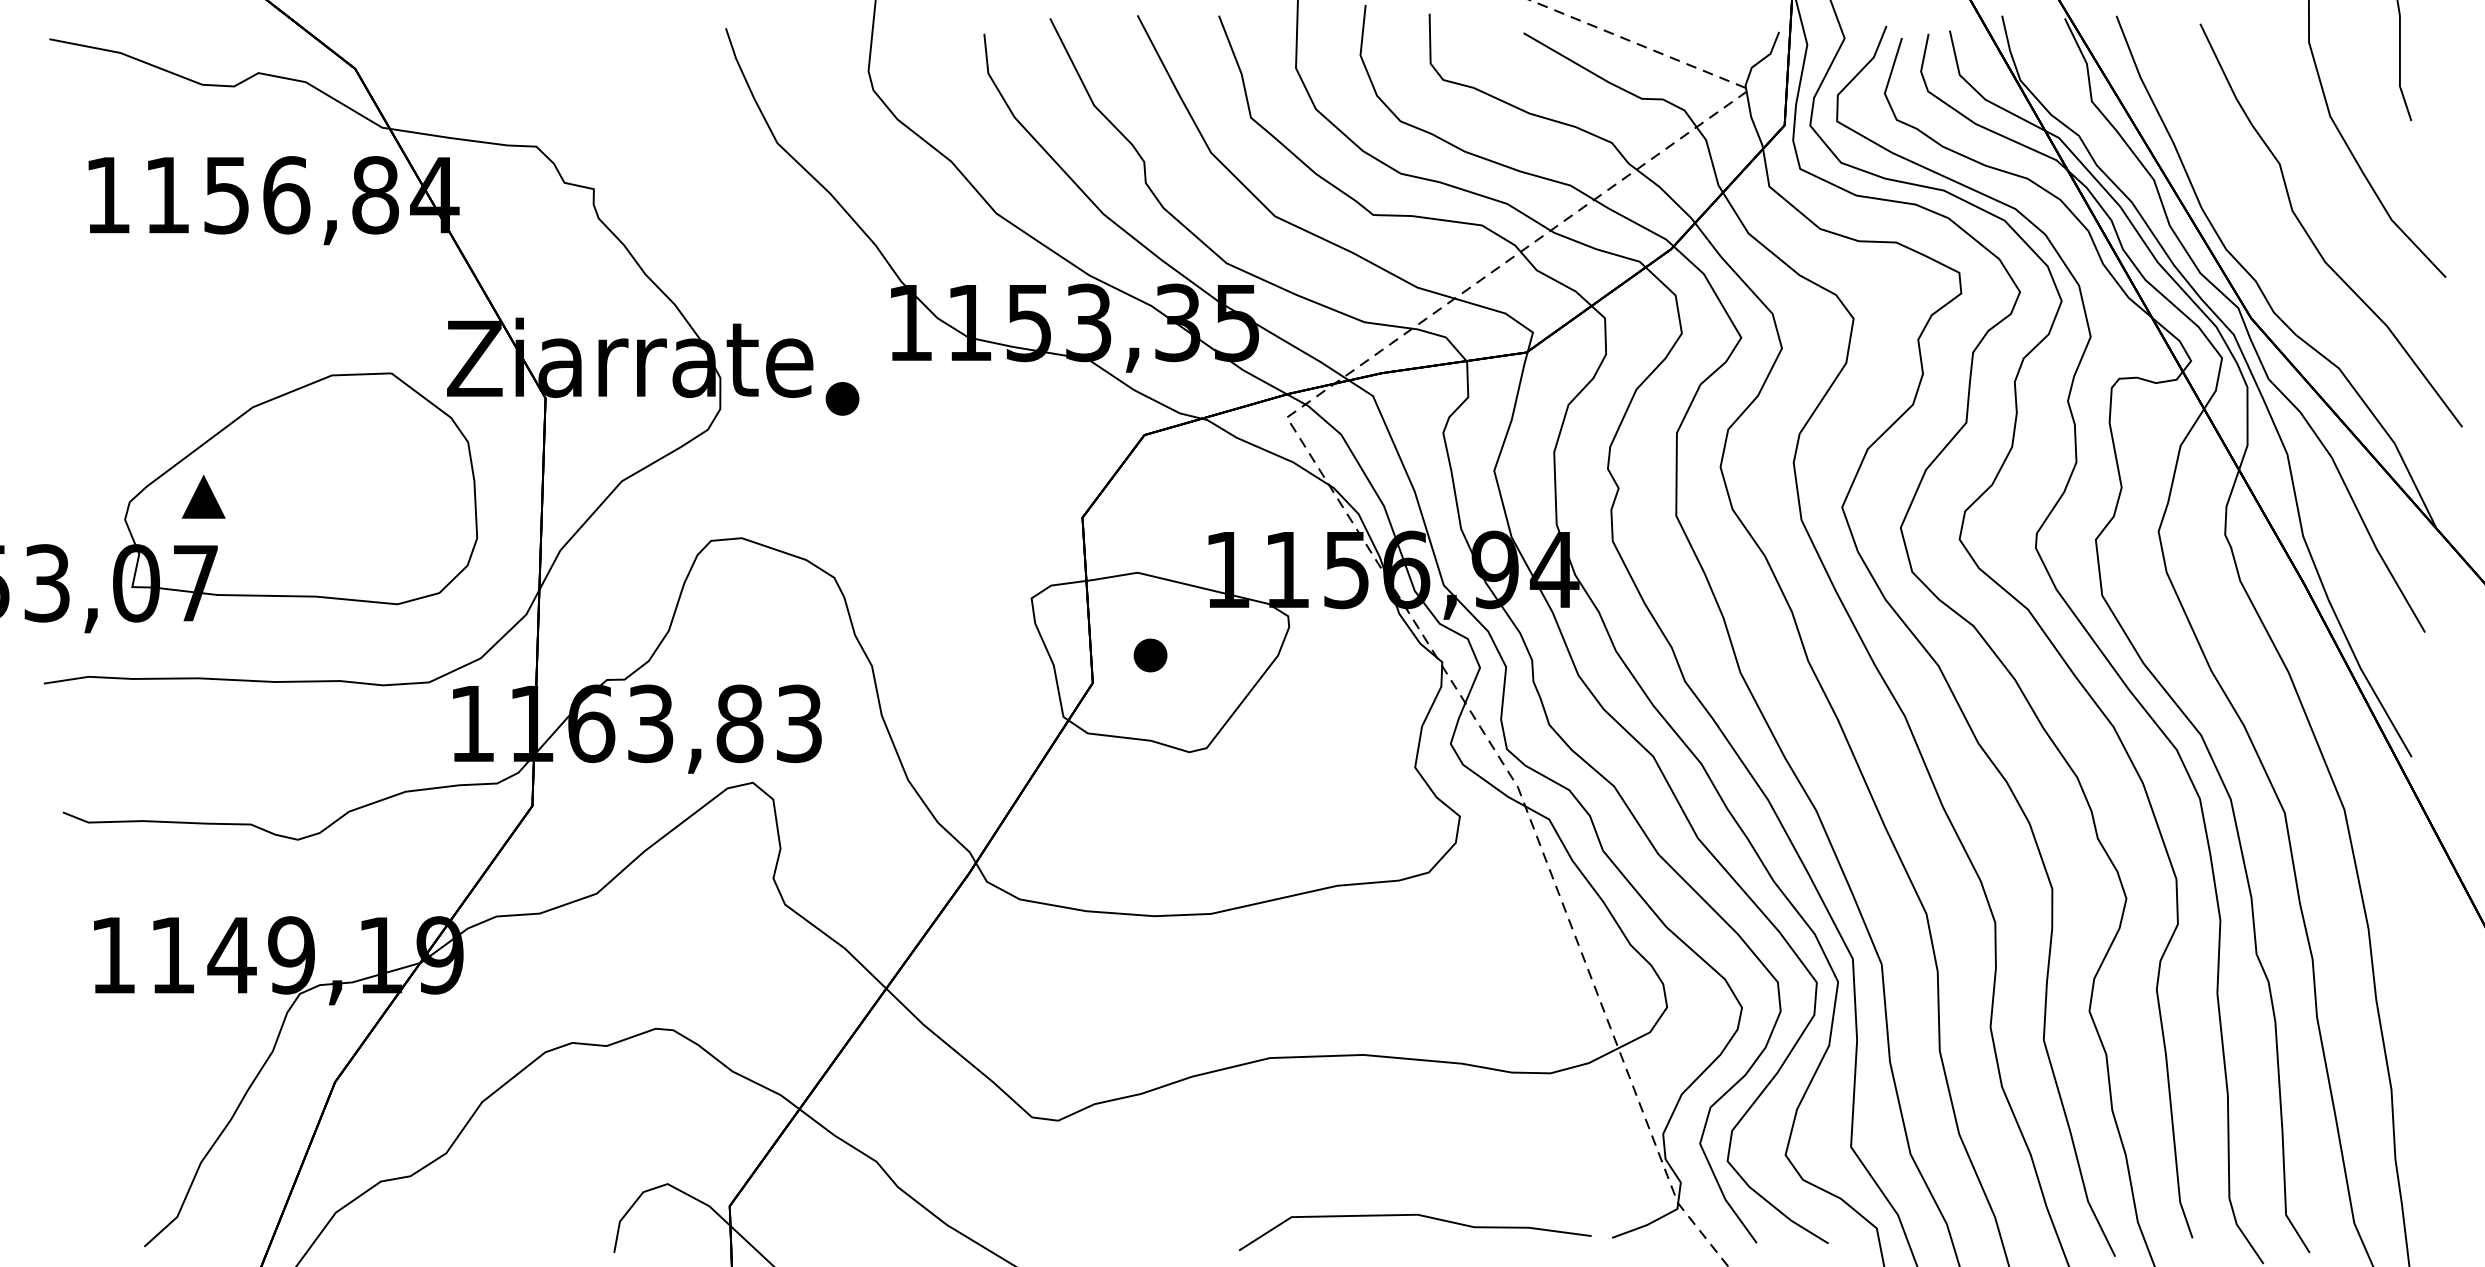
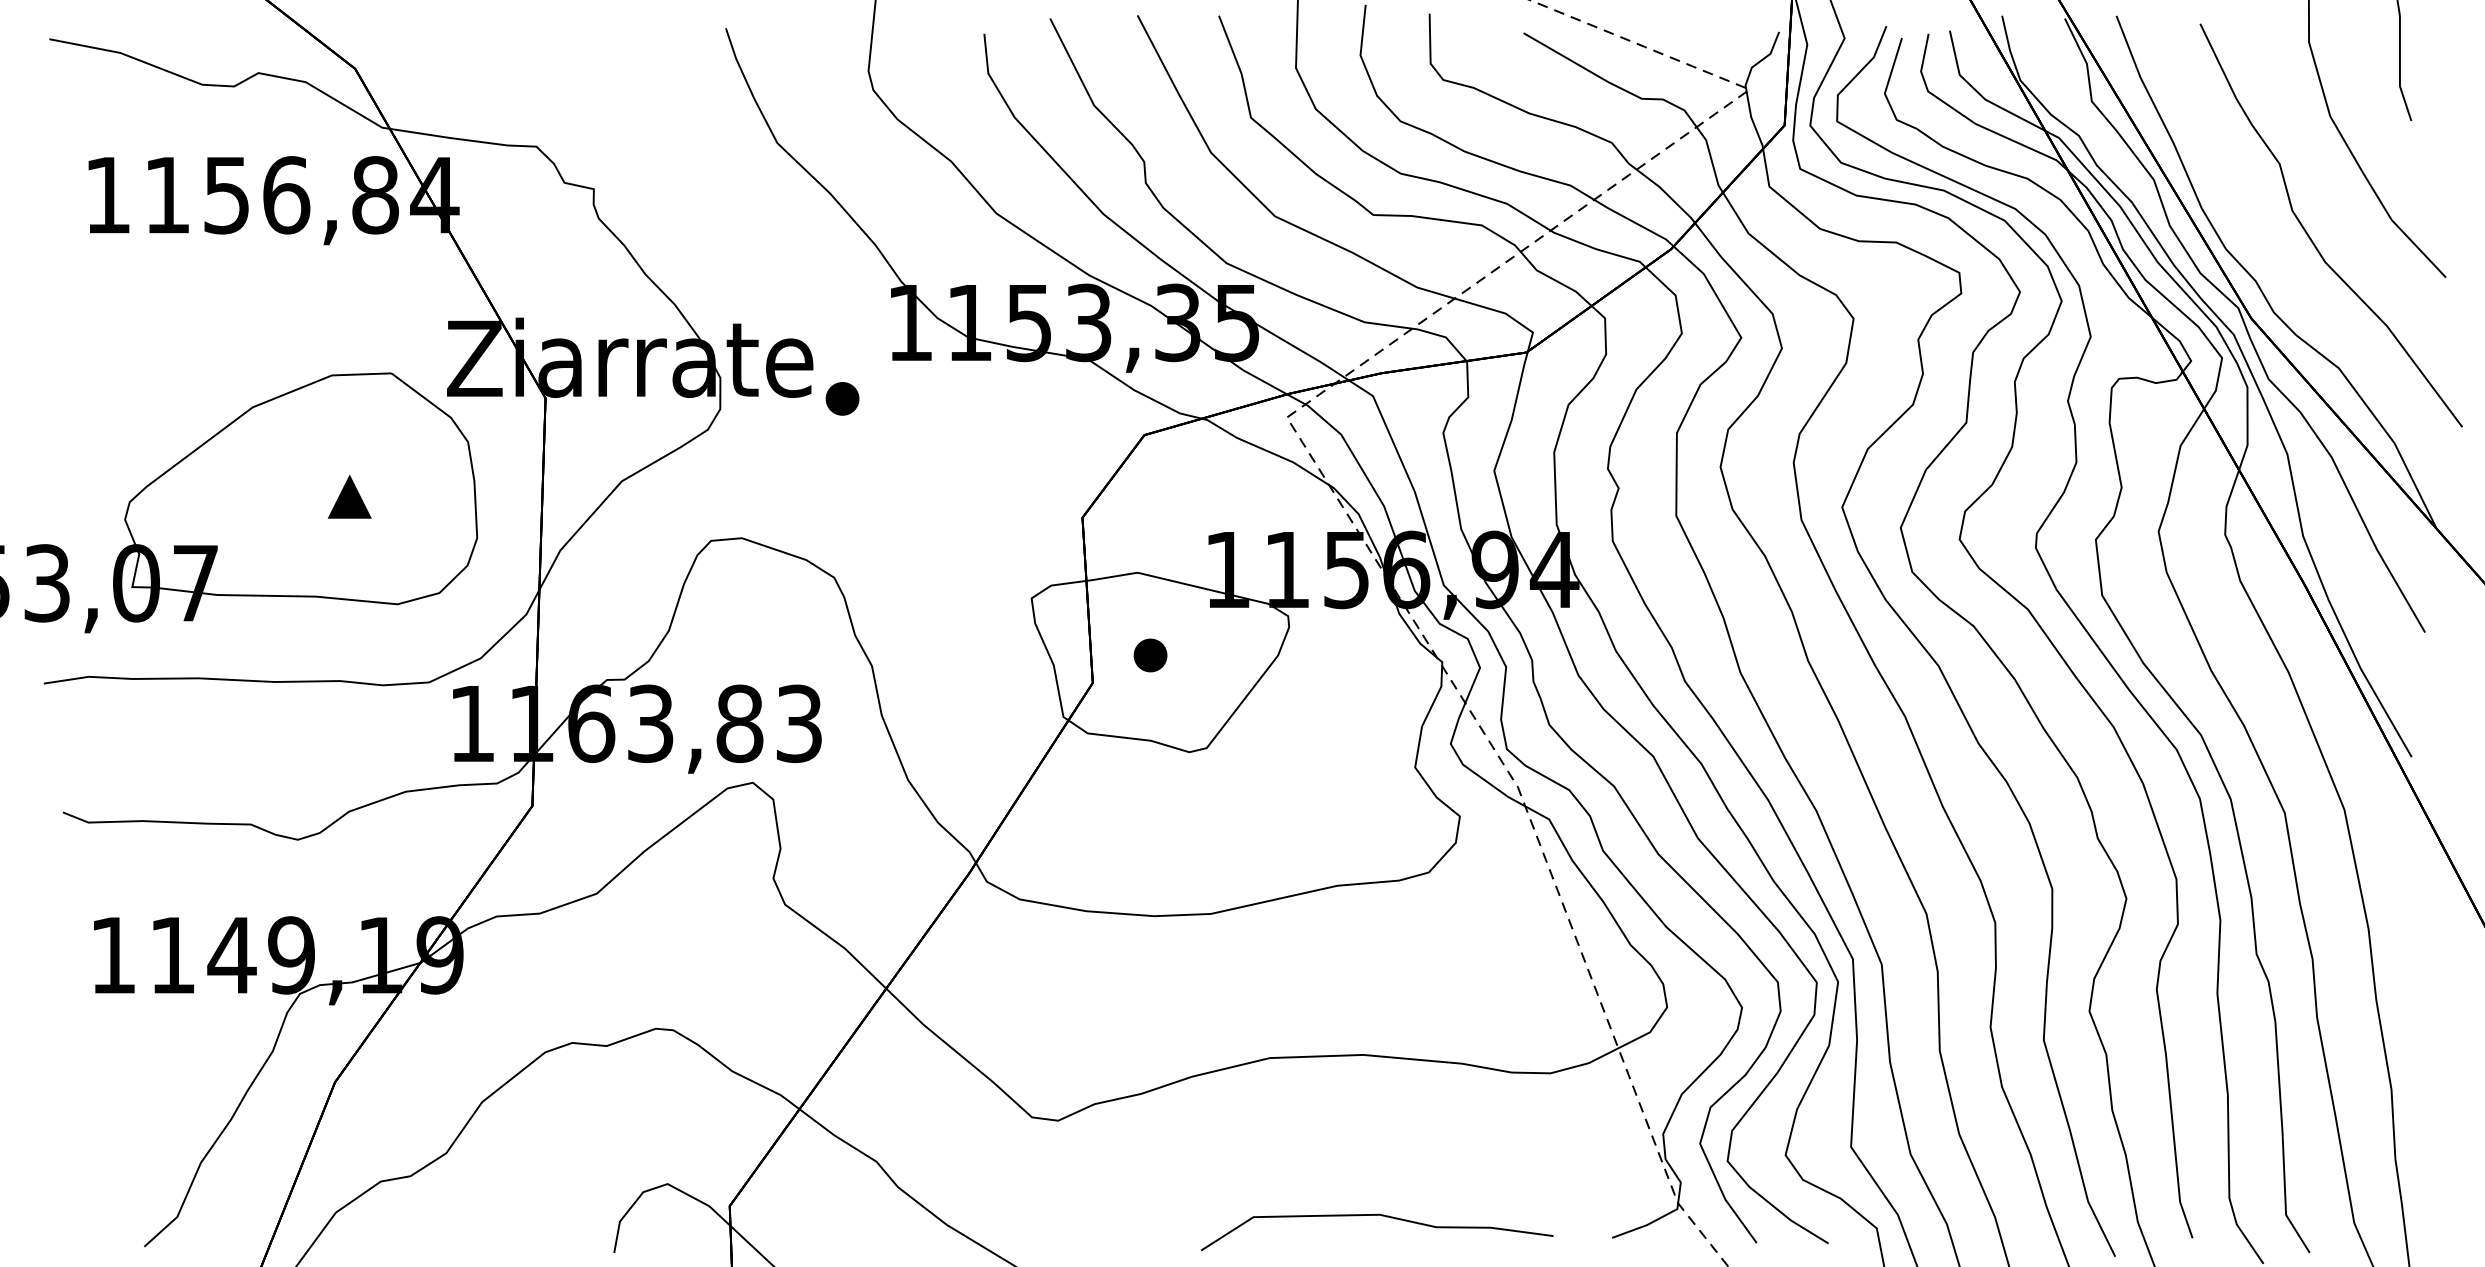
part position: (203, 496) -> (349, 496) (349, 496)
curve position: (1414, 1215) -> (1376, 1215) (1376, 1215)
